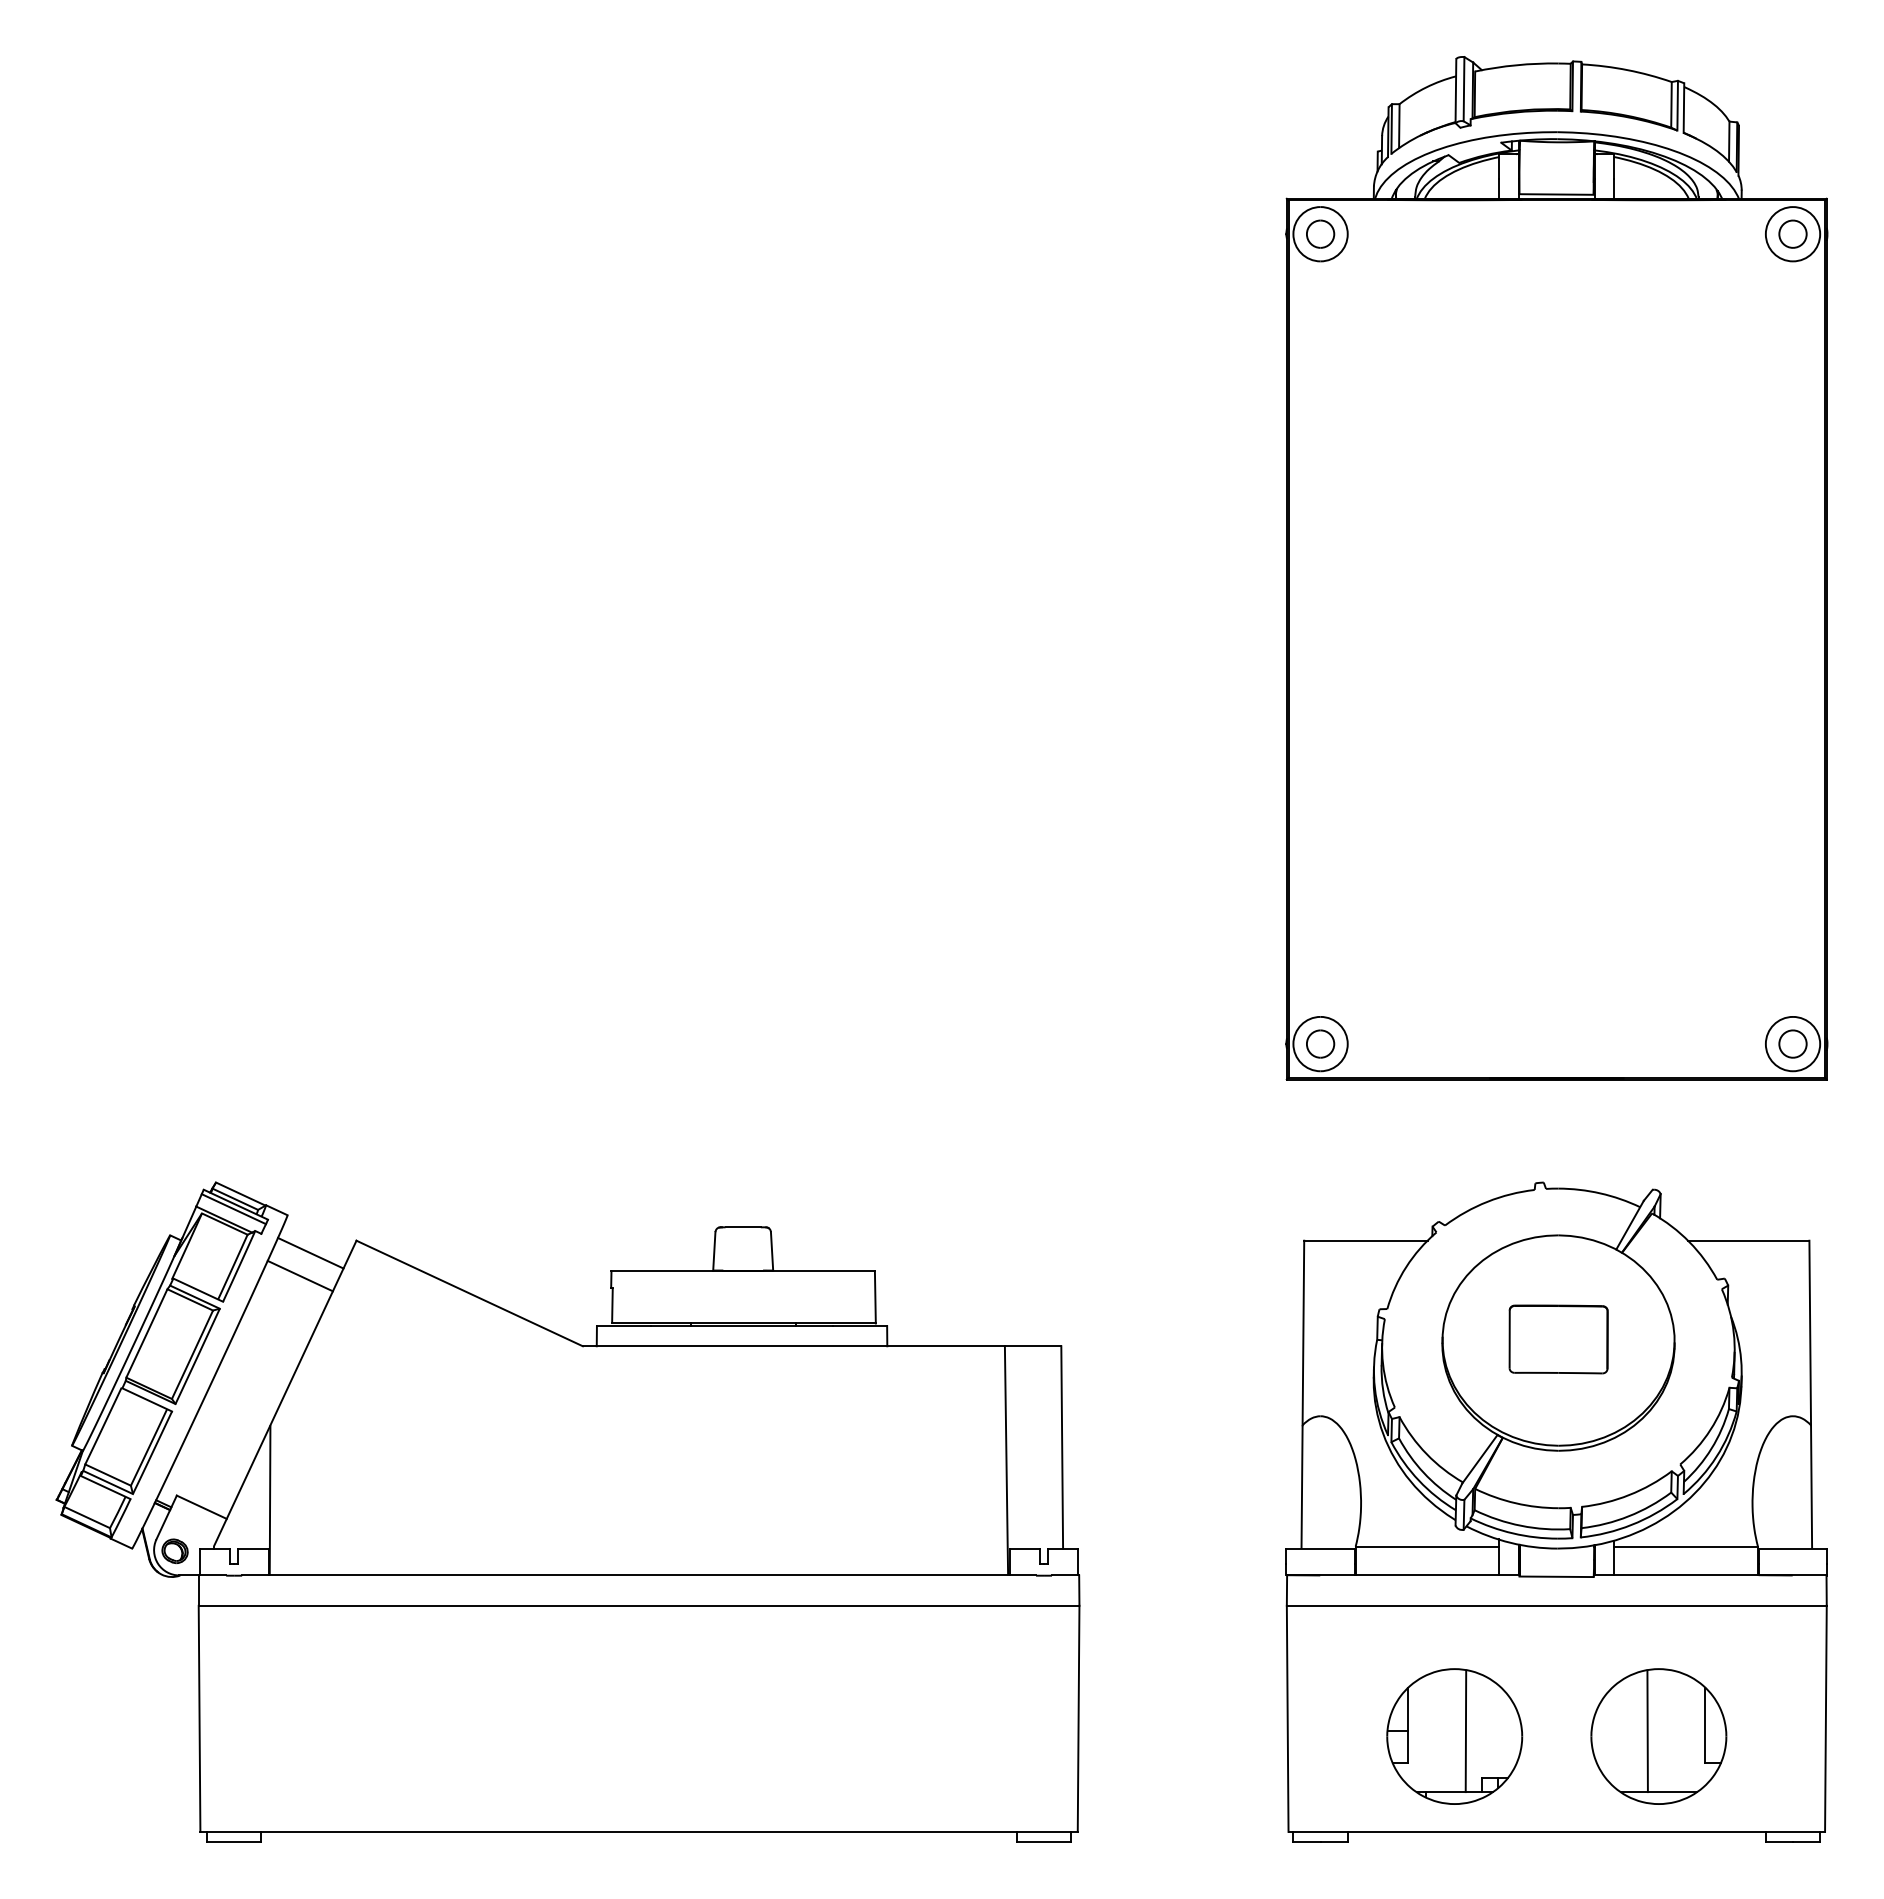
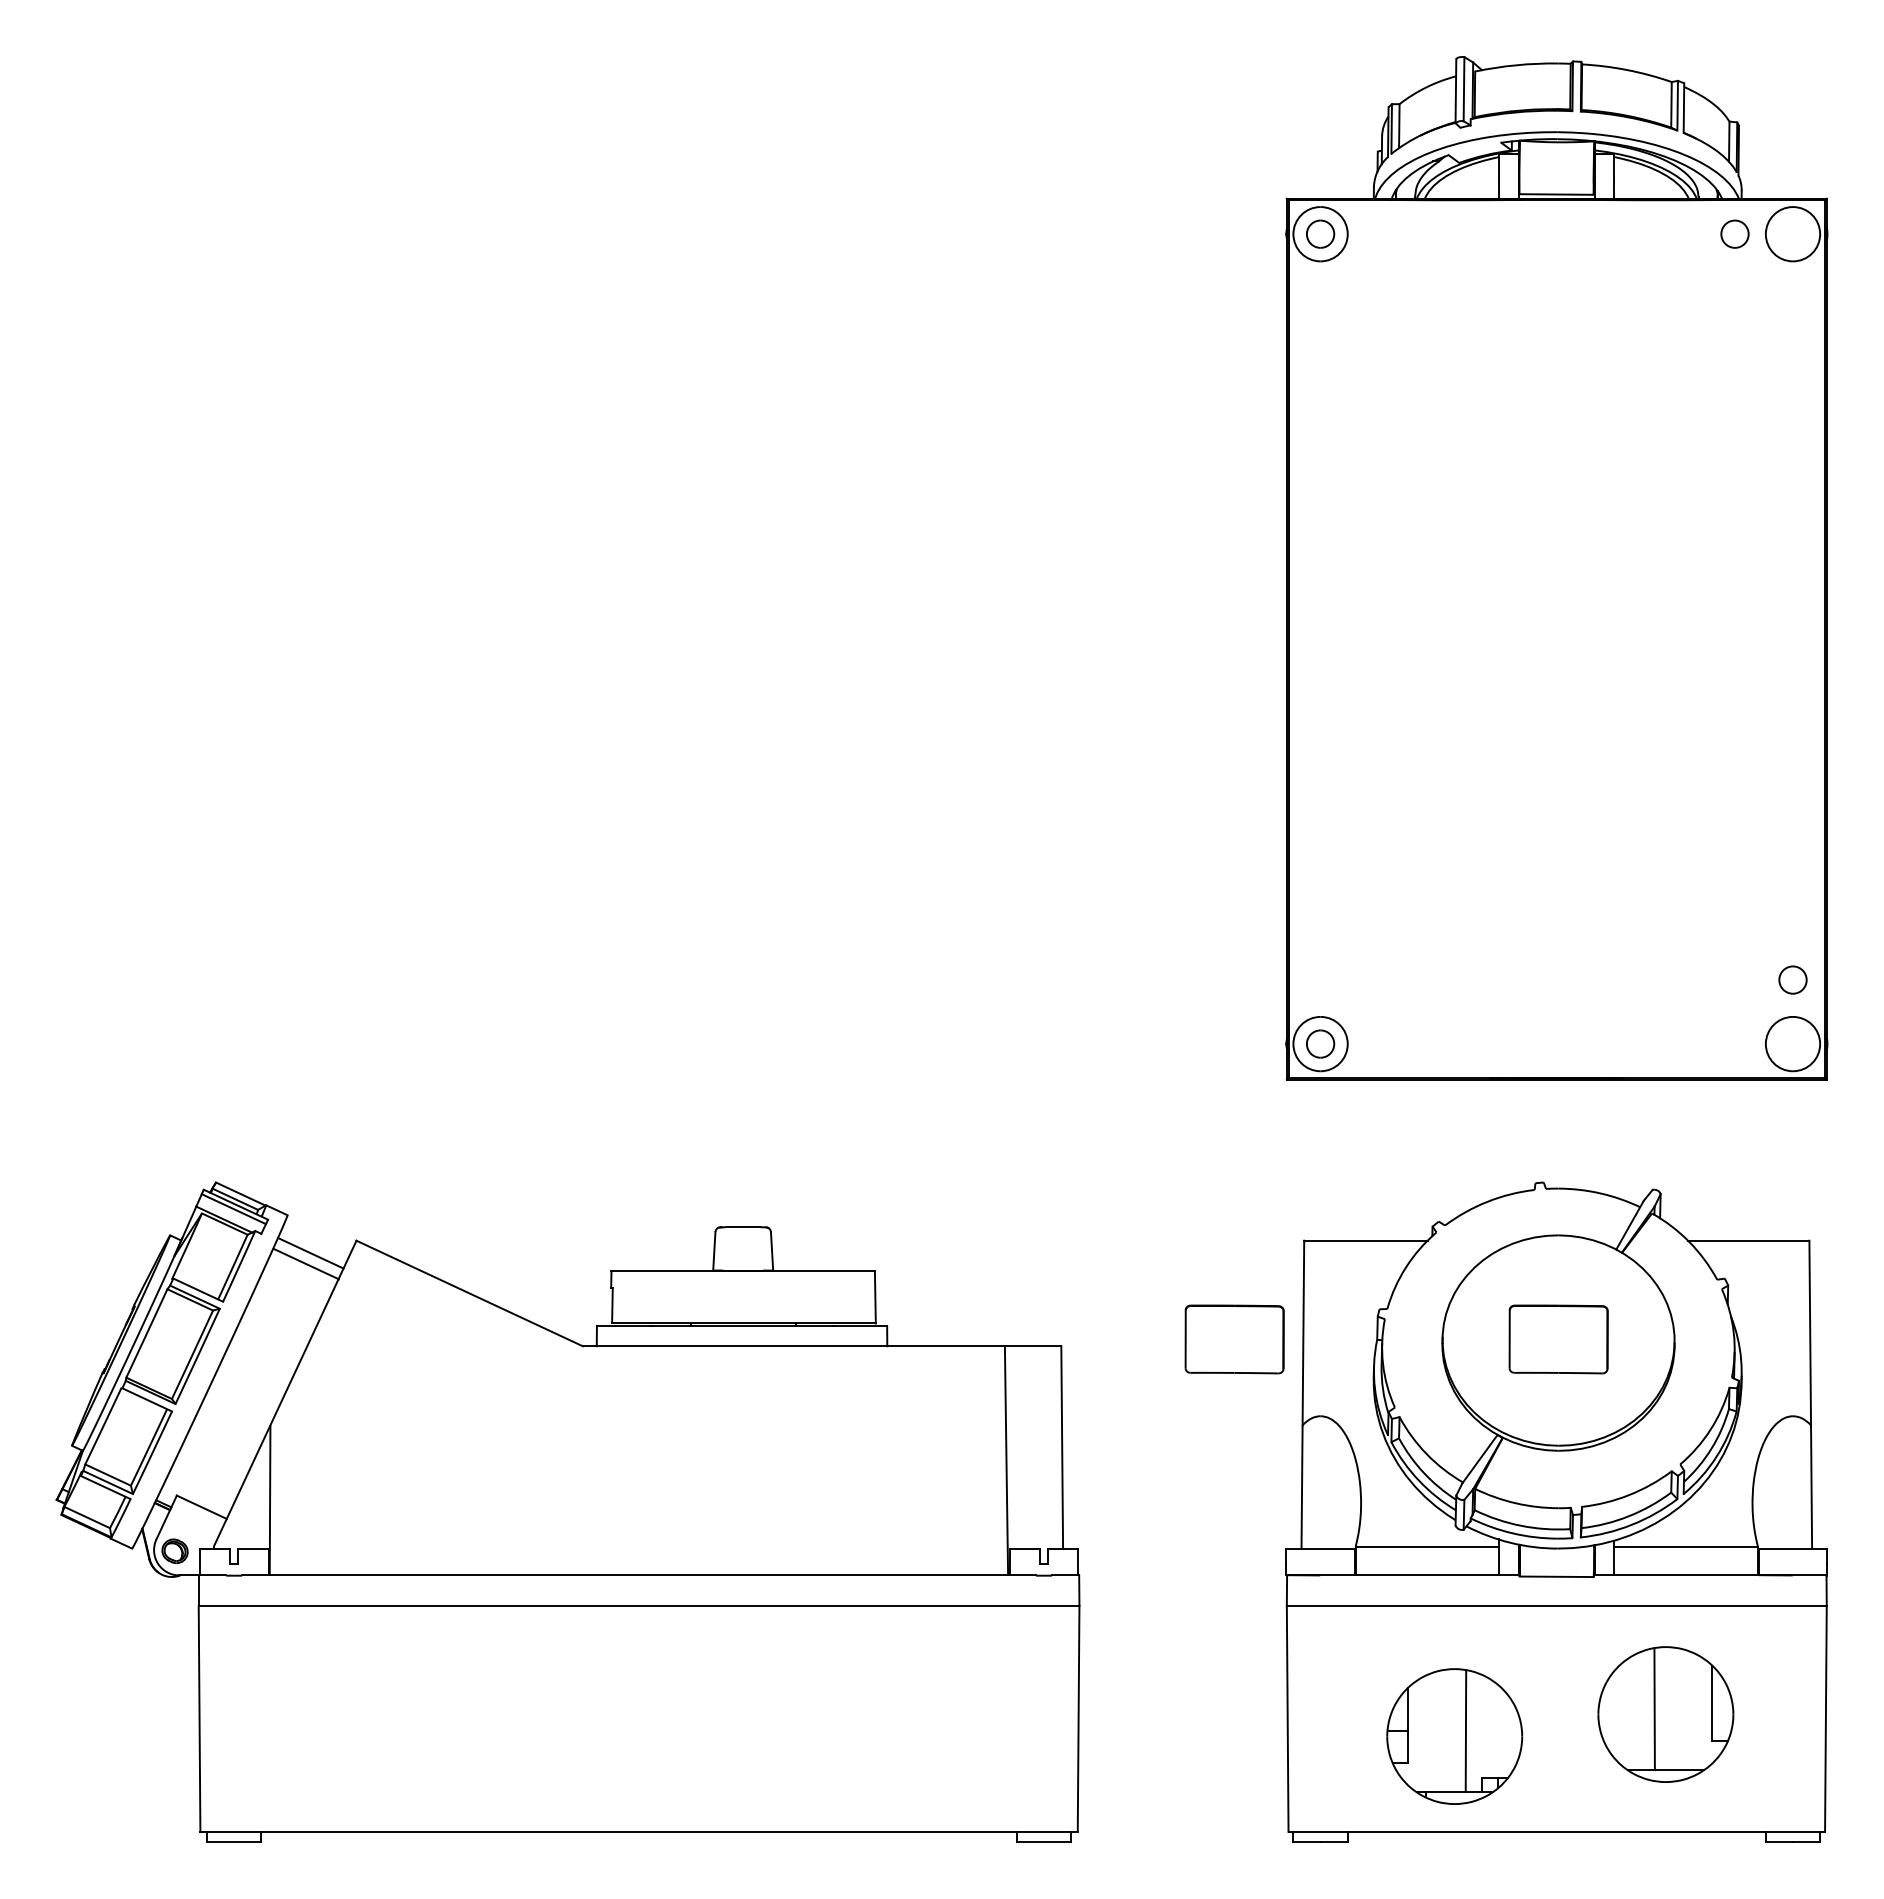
part position: (1792, 233) -> (1734, 233) (1734, 233)
part position: (1792, 1043) -> (1792, 979) (1792, 979)
line position: (299, 1275) -> (305, 1263) (305, 1263)
part: none -> present (1234, 1339)
part position: (1658, 1736) -> (1665, 1714) (1665, 1714)
